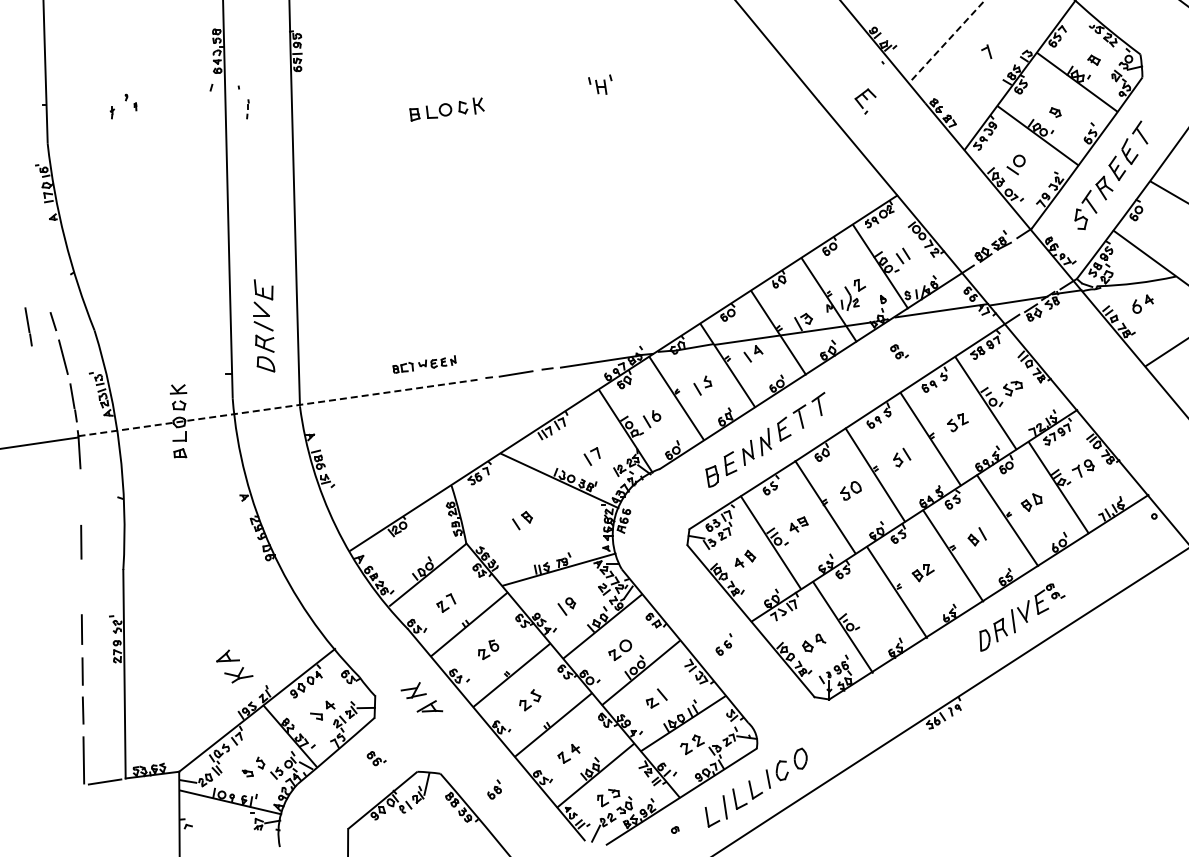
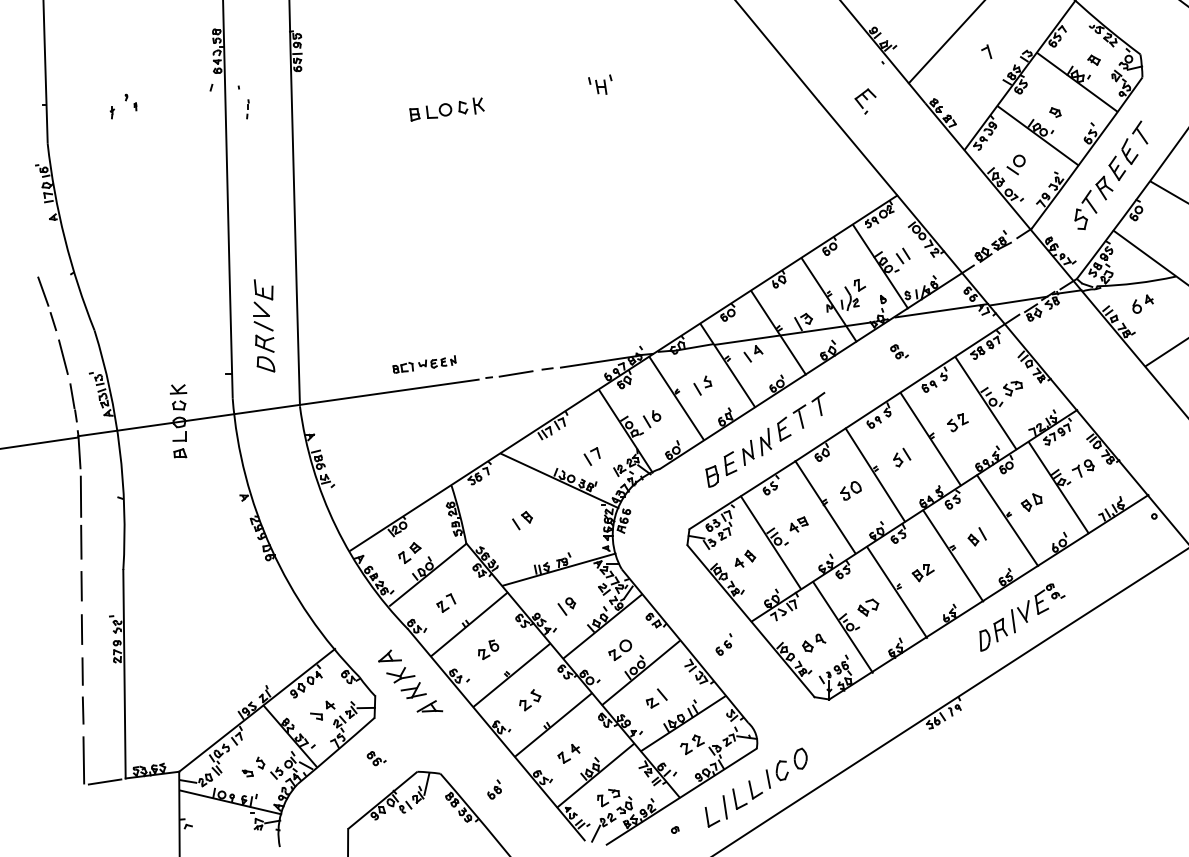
line: dashed -> solid (946, 42)
line: none -> present (43, 291)
line: present -> none (28, 326)
line: dashed -> solid (279, 407)
line: none -> present (80, 496)
part: none -> present (409, 553)
line: none -> present (81, 586)
part: none -> present (868, 607)
part position: (234, 666) -> (396, 666) (396, 666)
